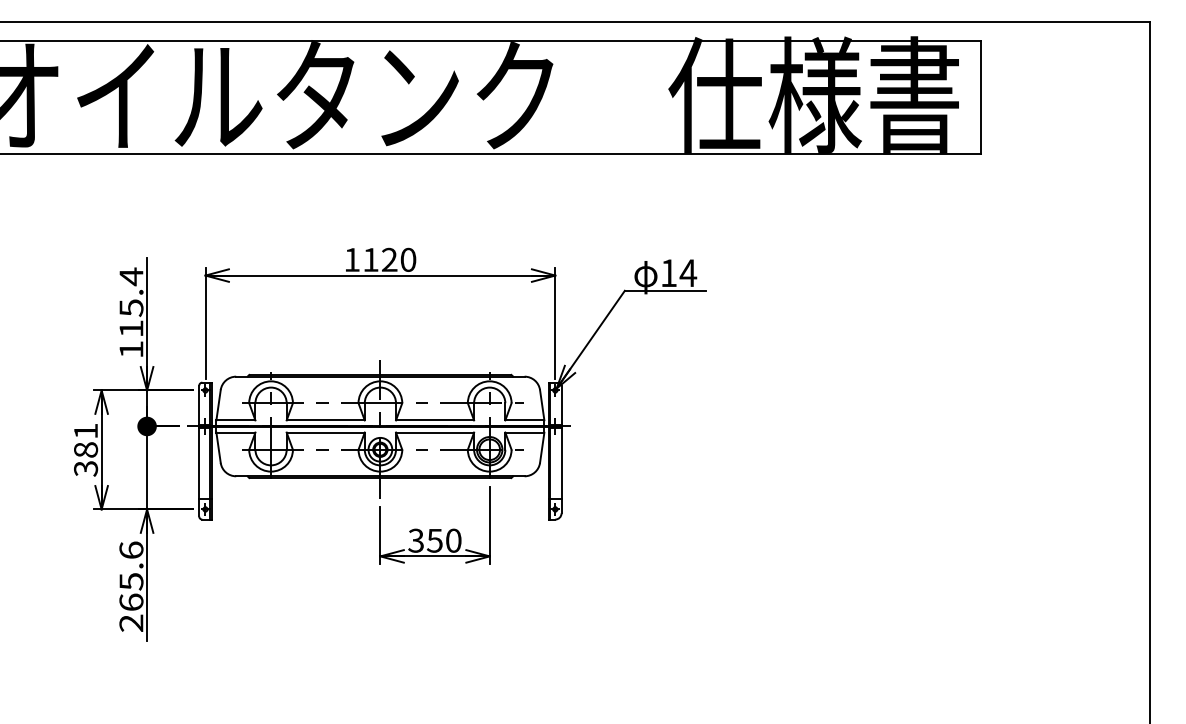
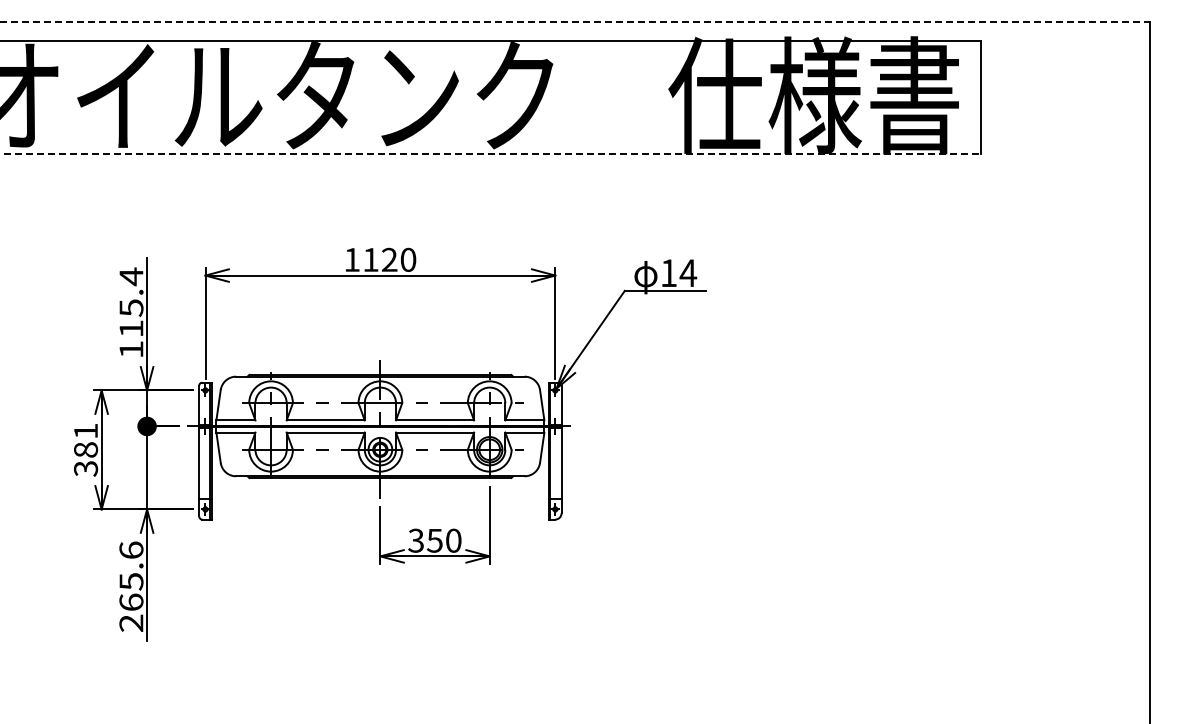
line: solid -> dashed (575, 21)
line: solid -> dashed (491, 153)
